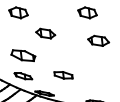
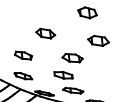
part: present -> none (18, 12)
part size: 27x13 px -> 20x11 px (23, 55)
part: none -> present (72, 58)
part: none -> present (73, 90)
